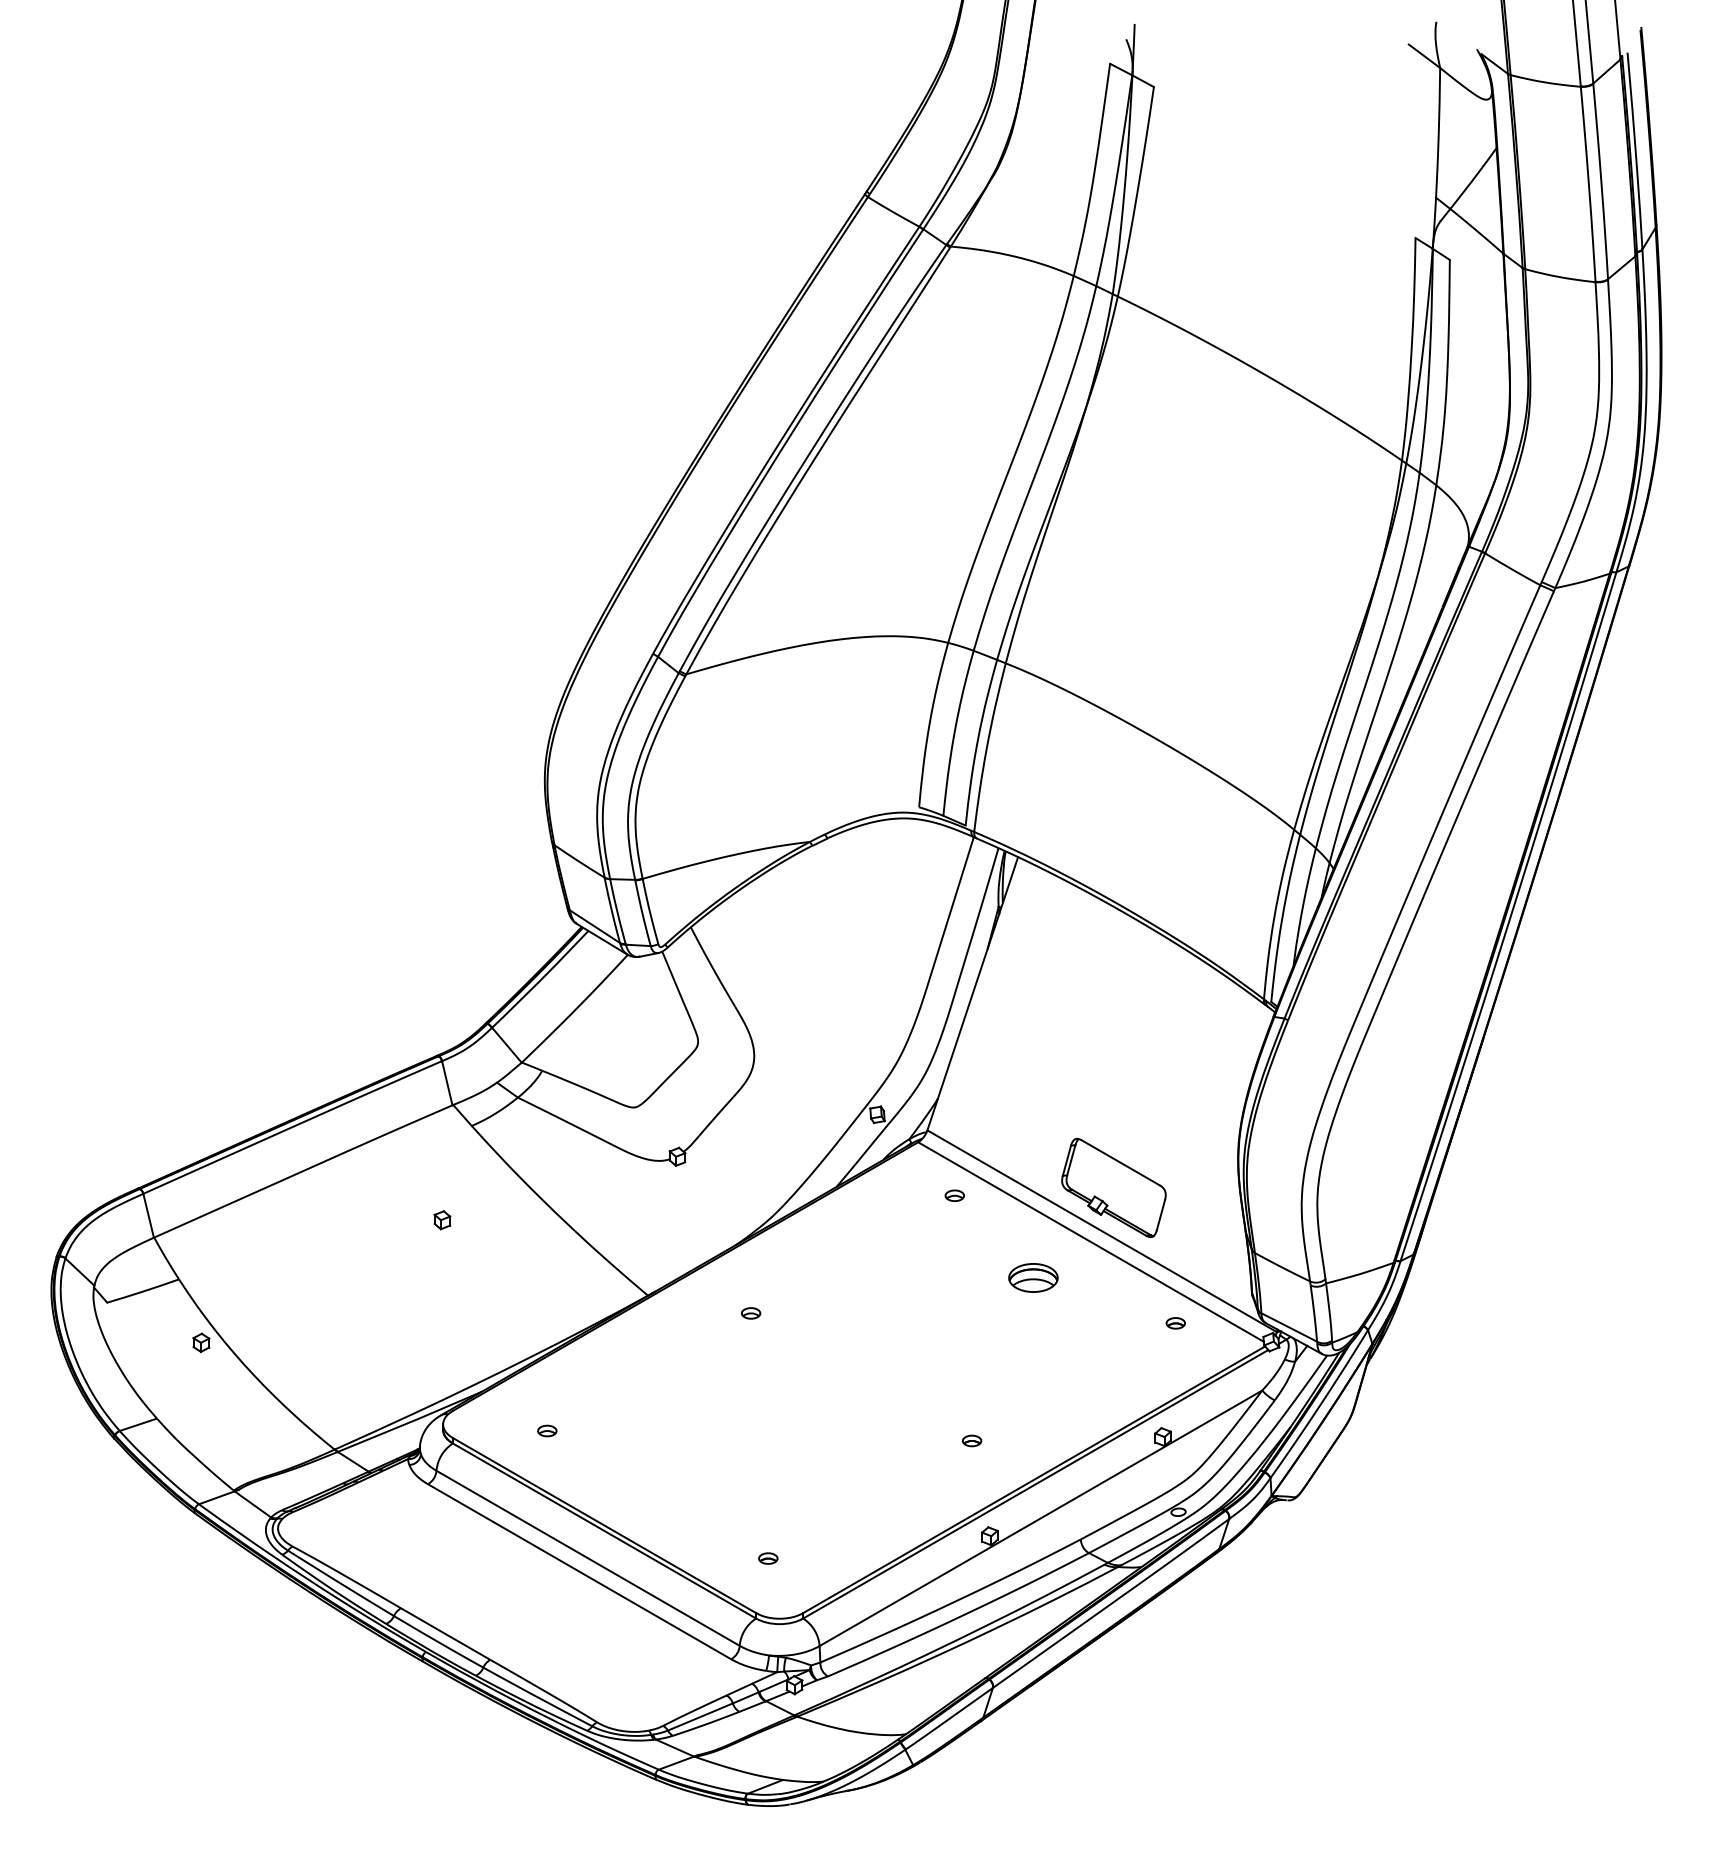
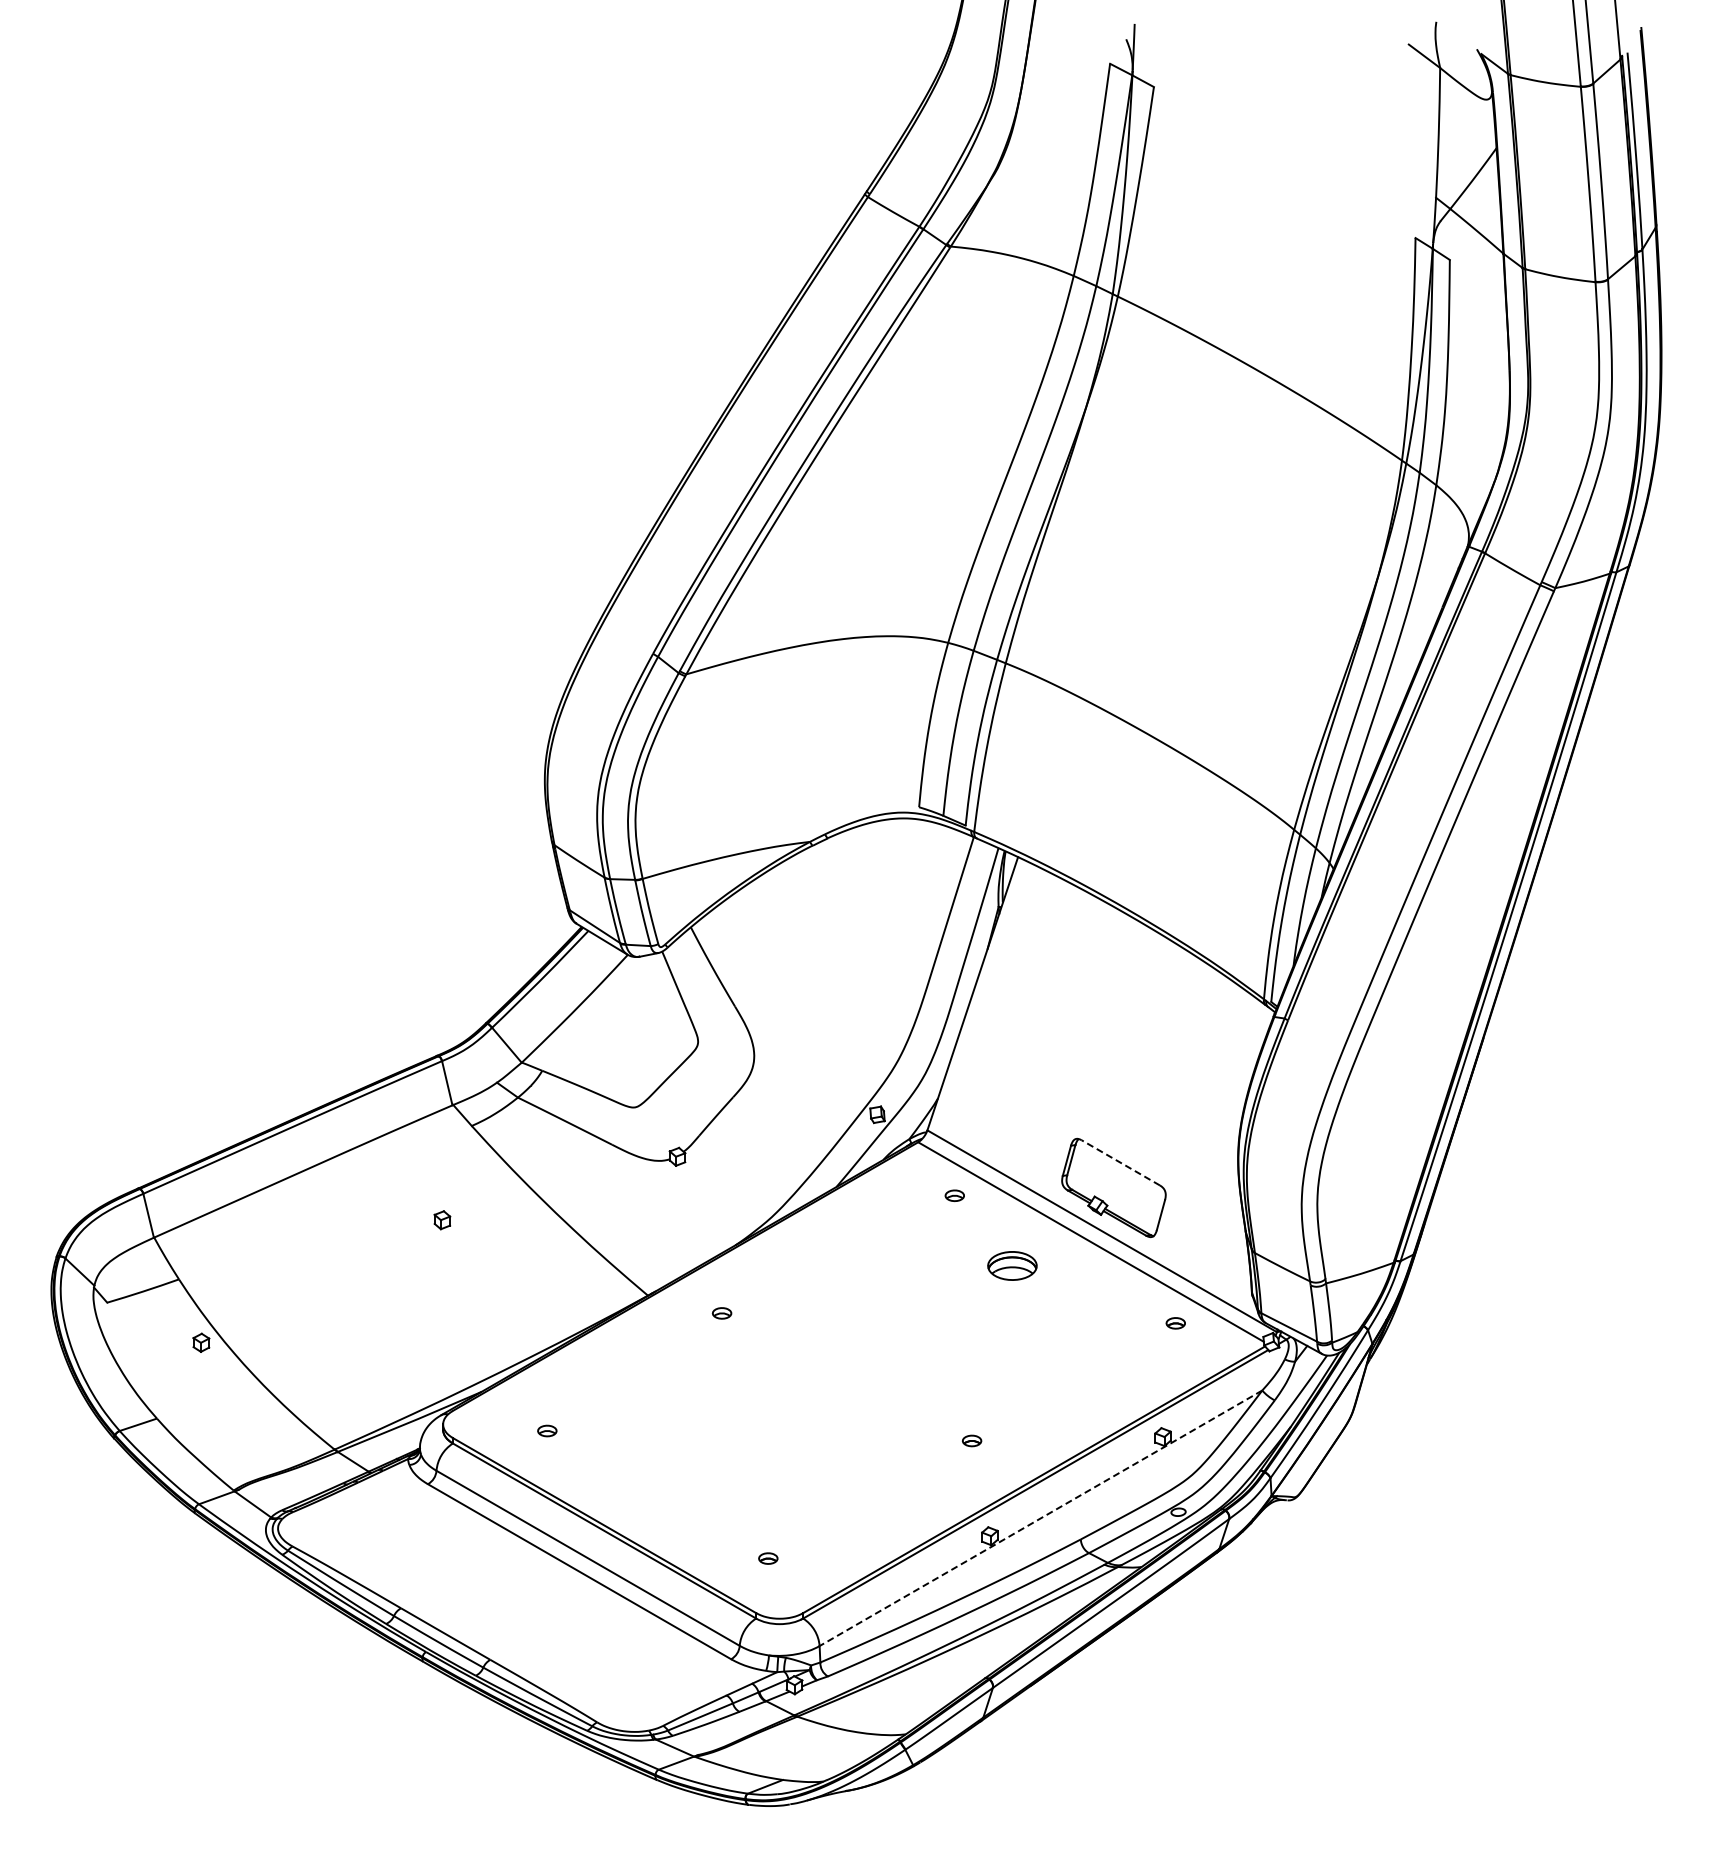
line: solid -> dashed (1120, 1162)
part position: (1033, 1277) -> (1012, 1265) (1012, 1265)
part position: (750, 1313) -> (721, 1313) (721, 1313)
line: solid -> dashed (1040, 1518)
